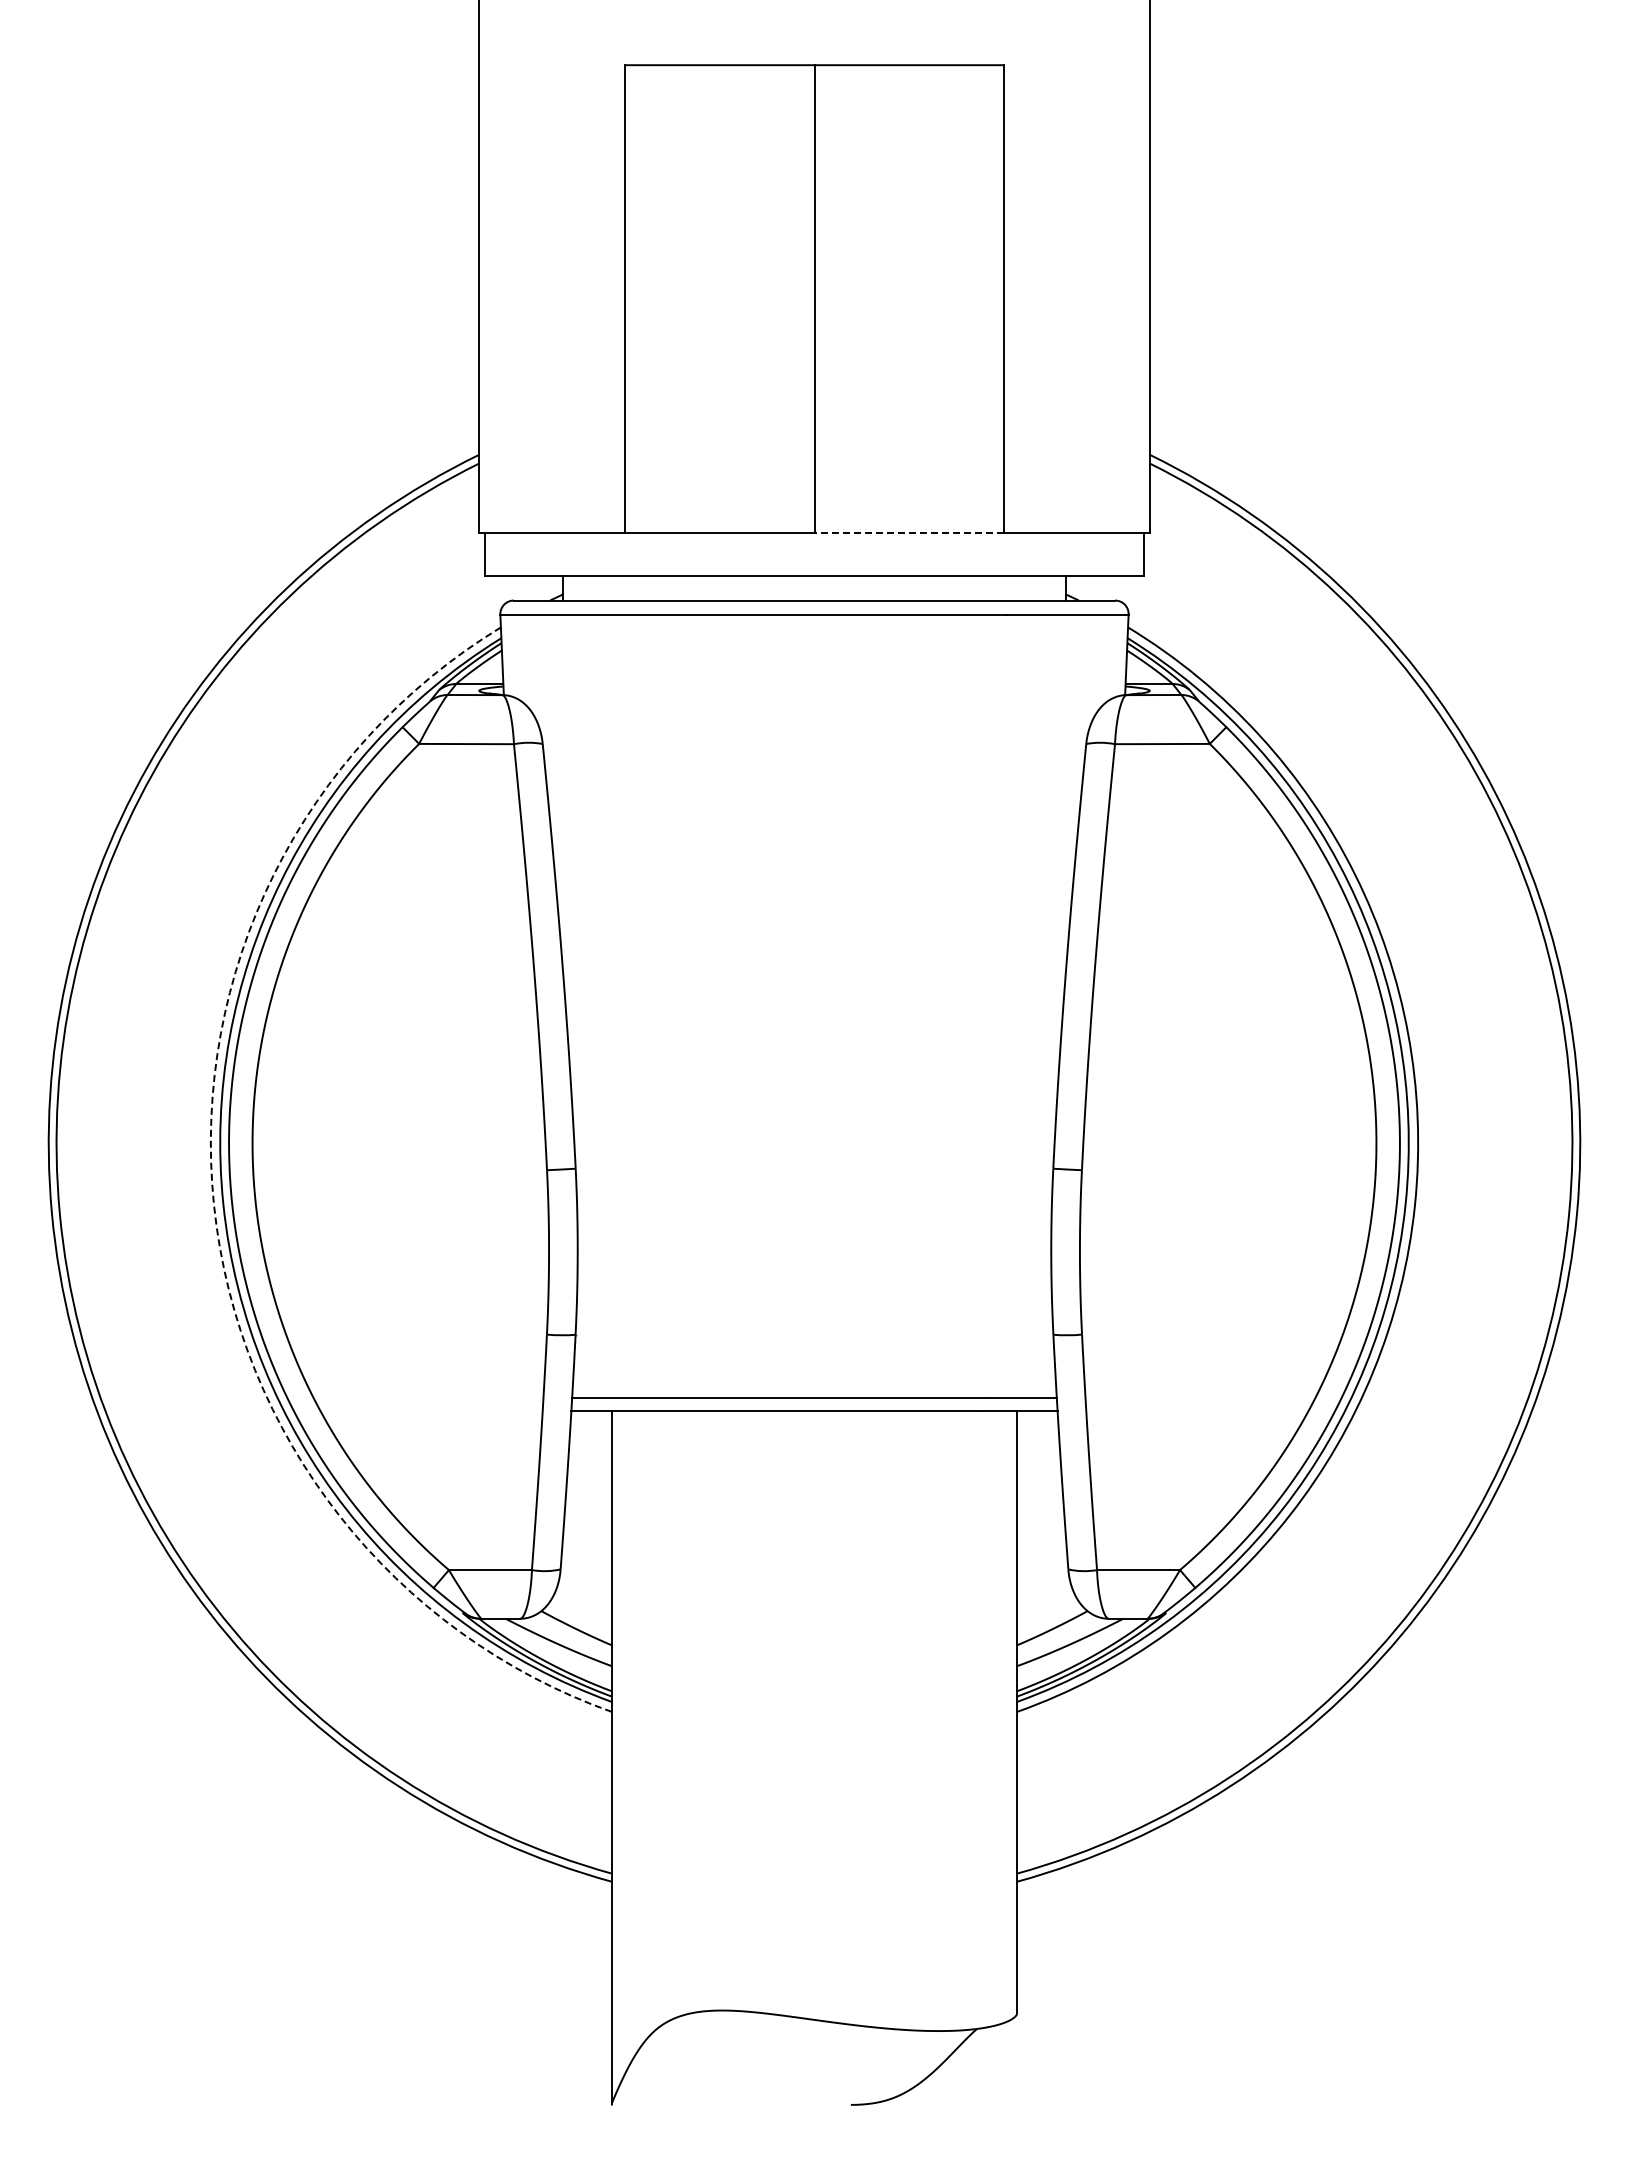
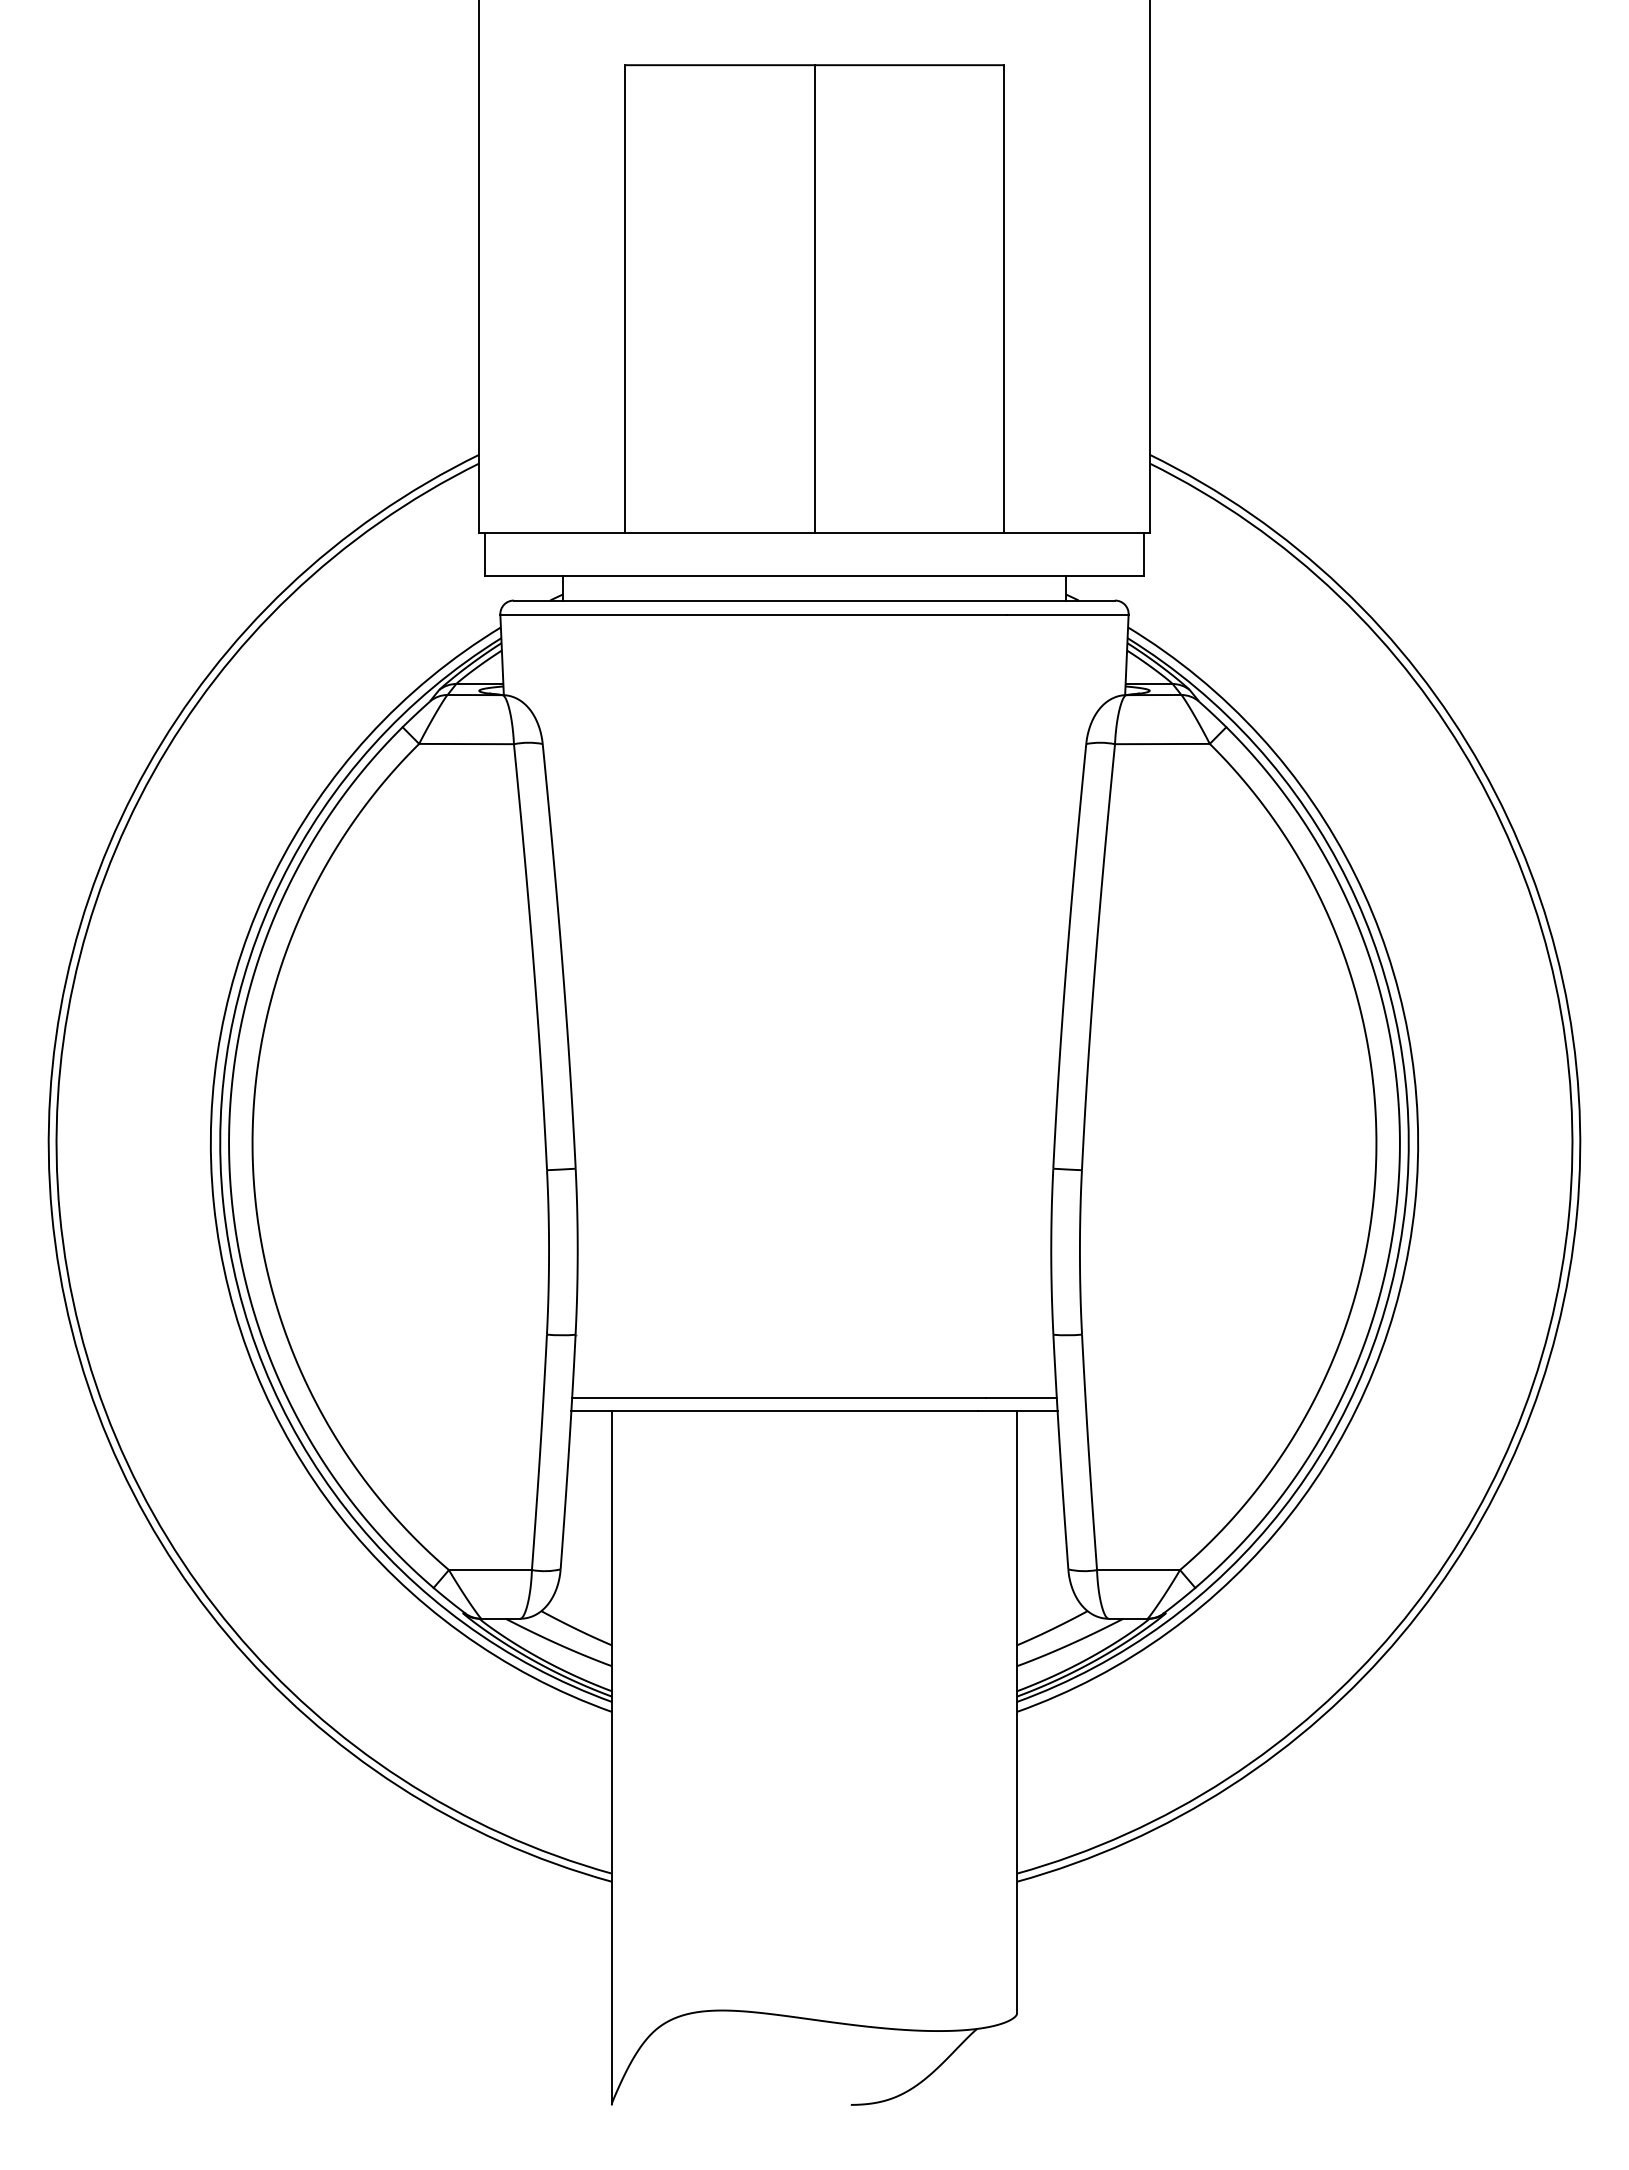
line: dashed -> solid (909, 532)
arc: dashed -> solid (213, 1204)
